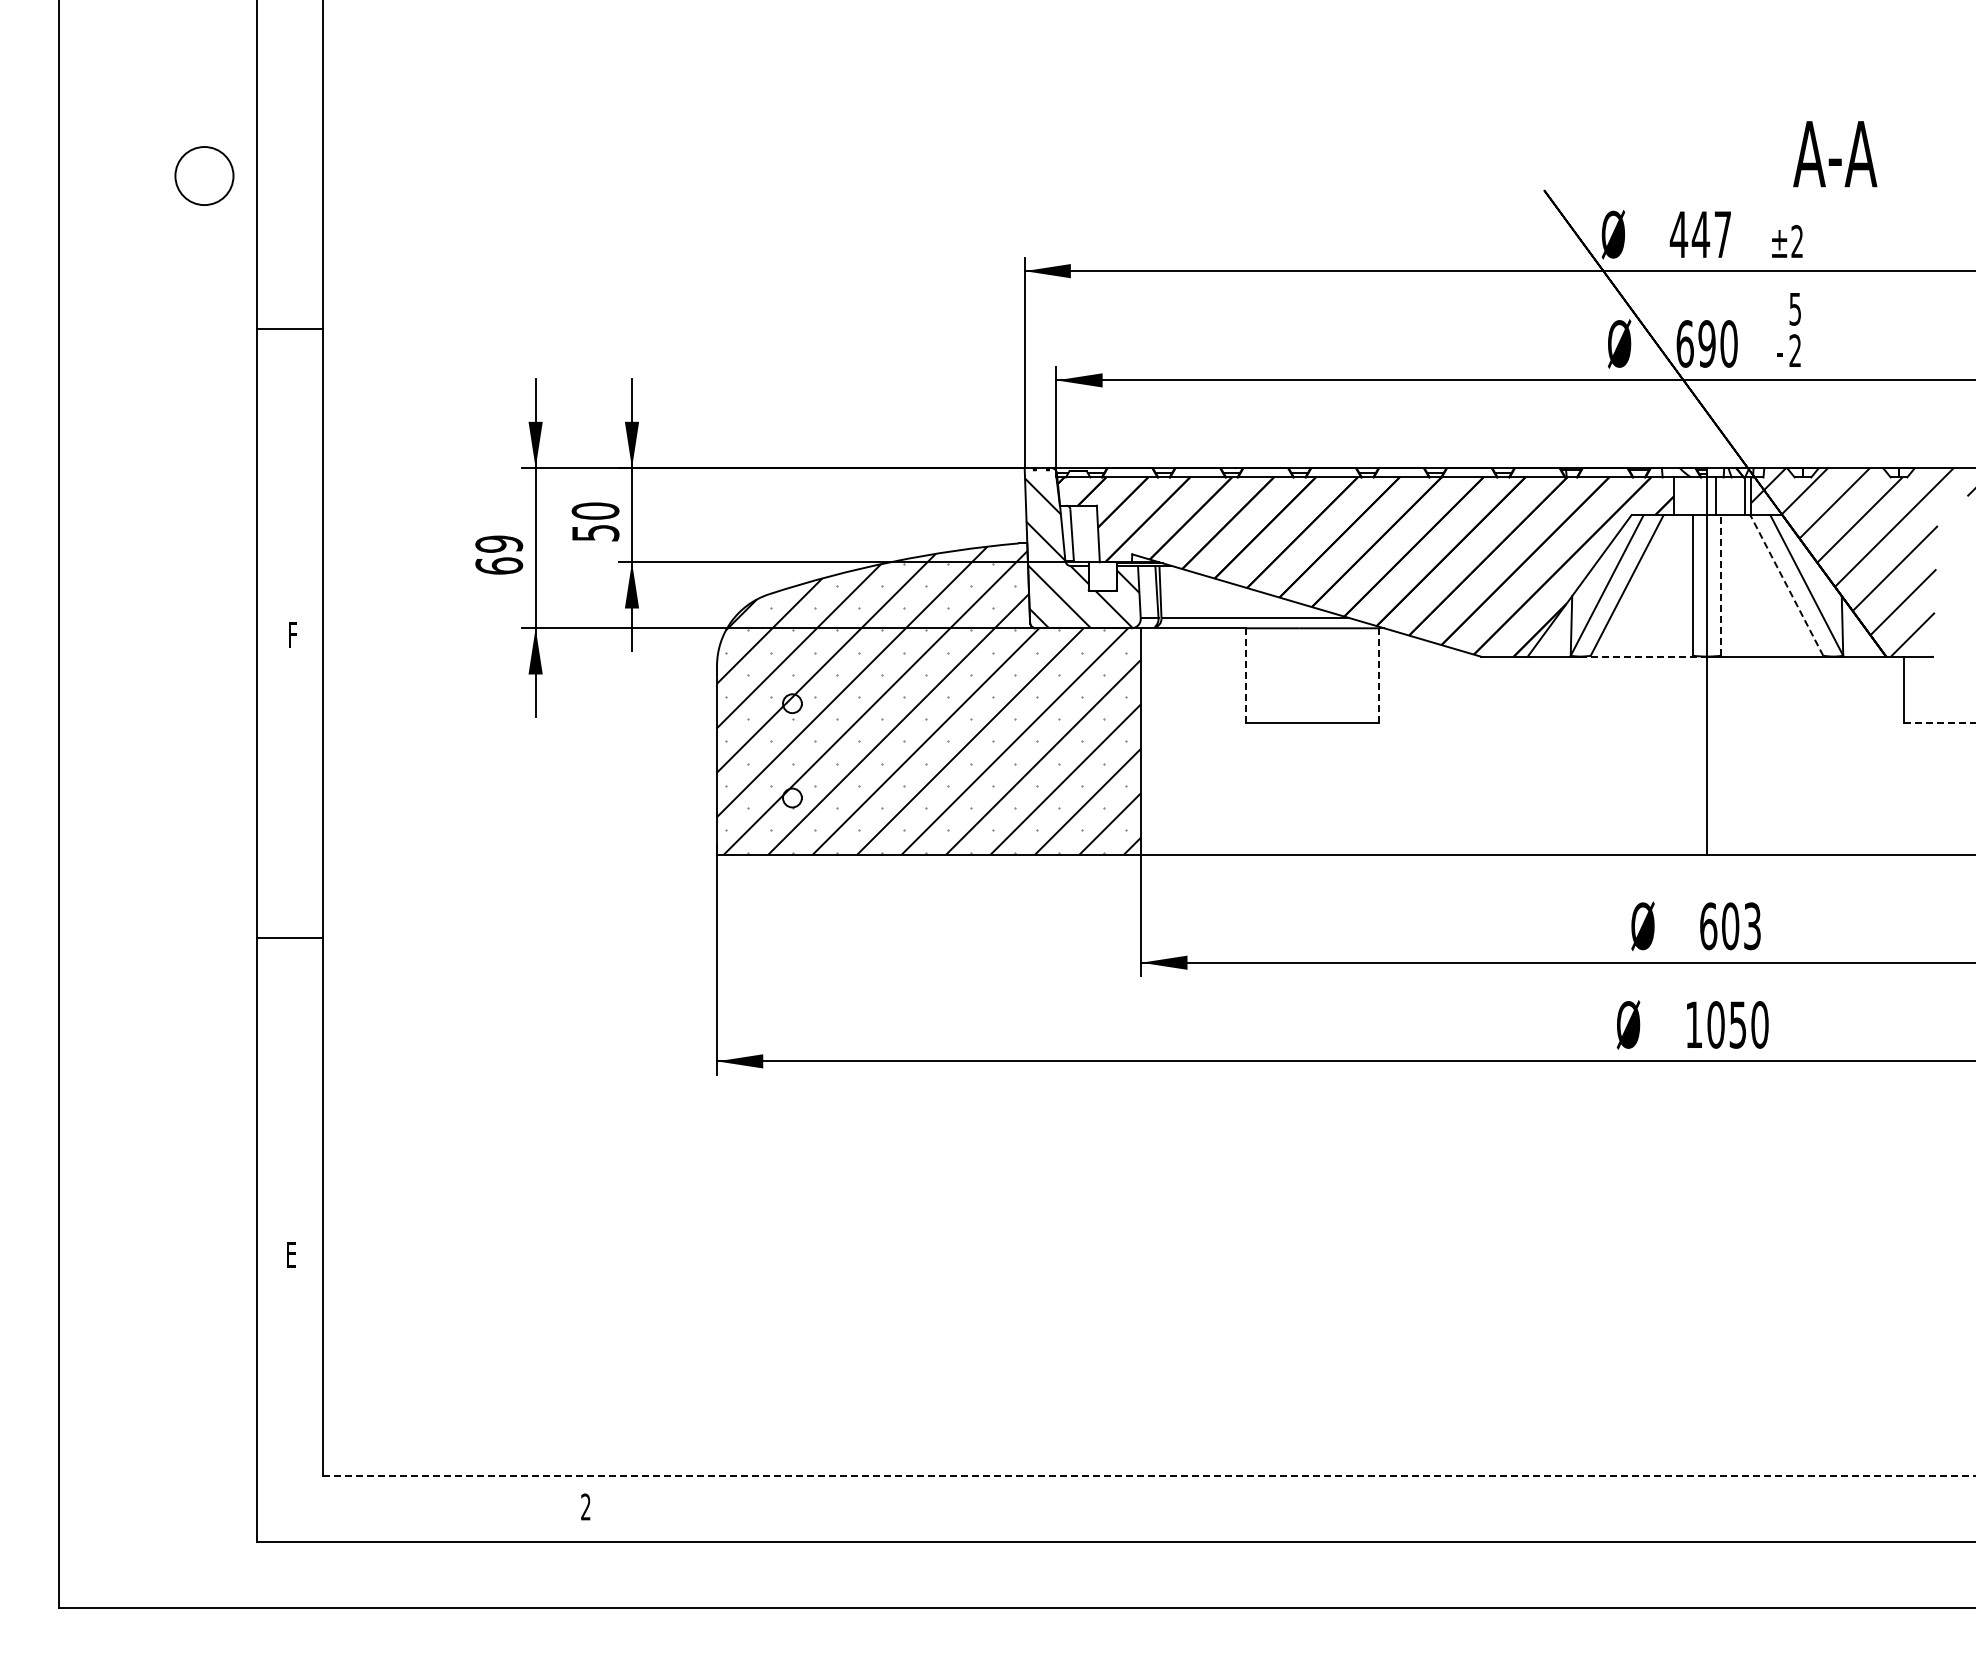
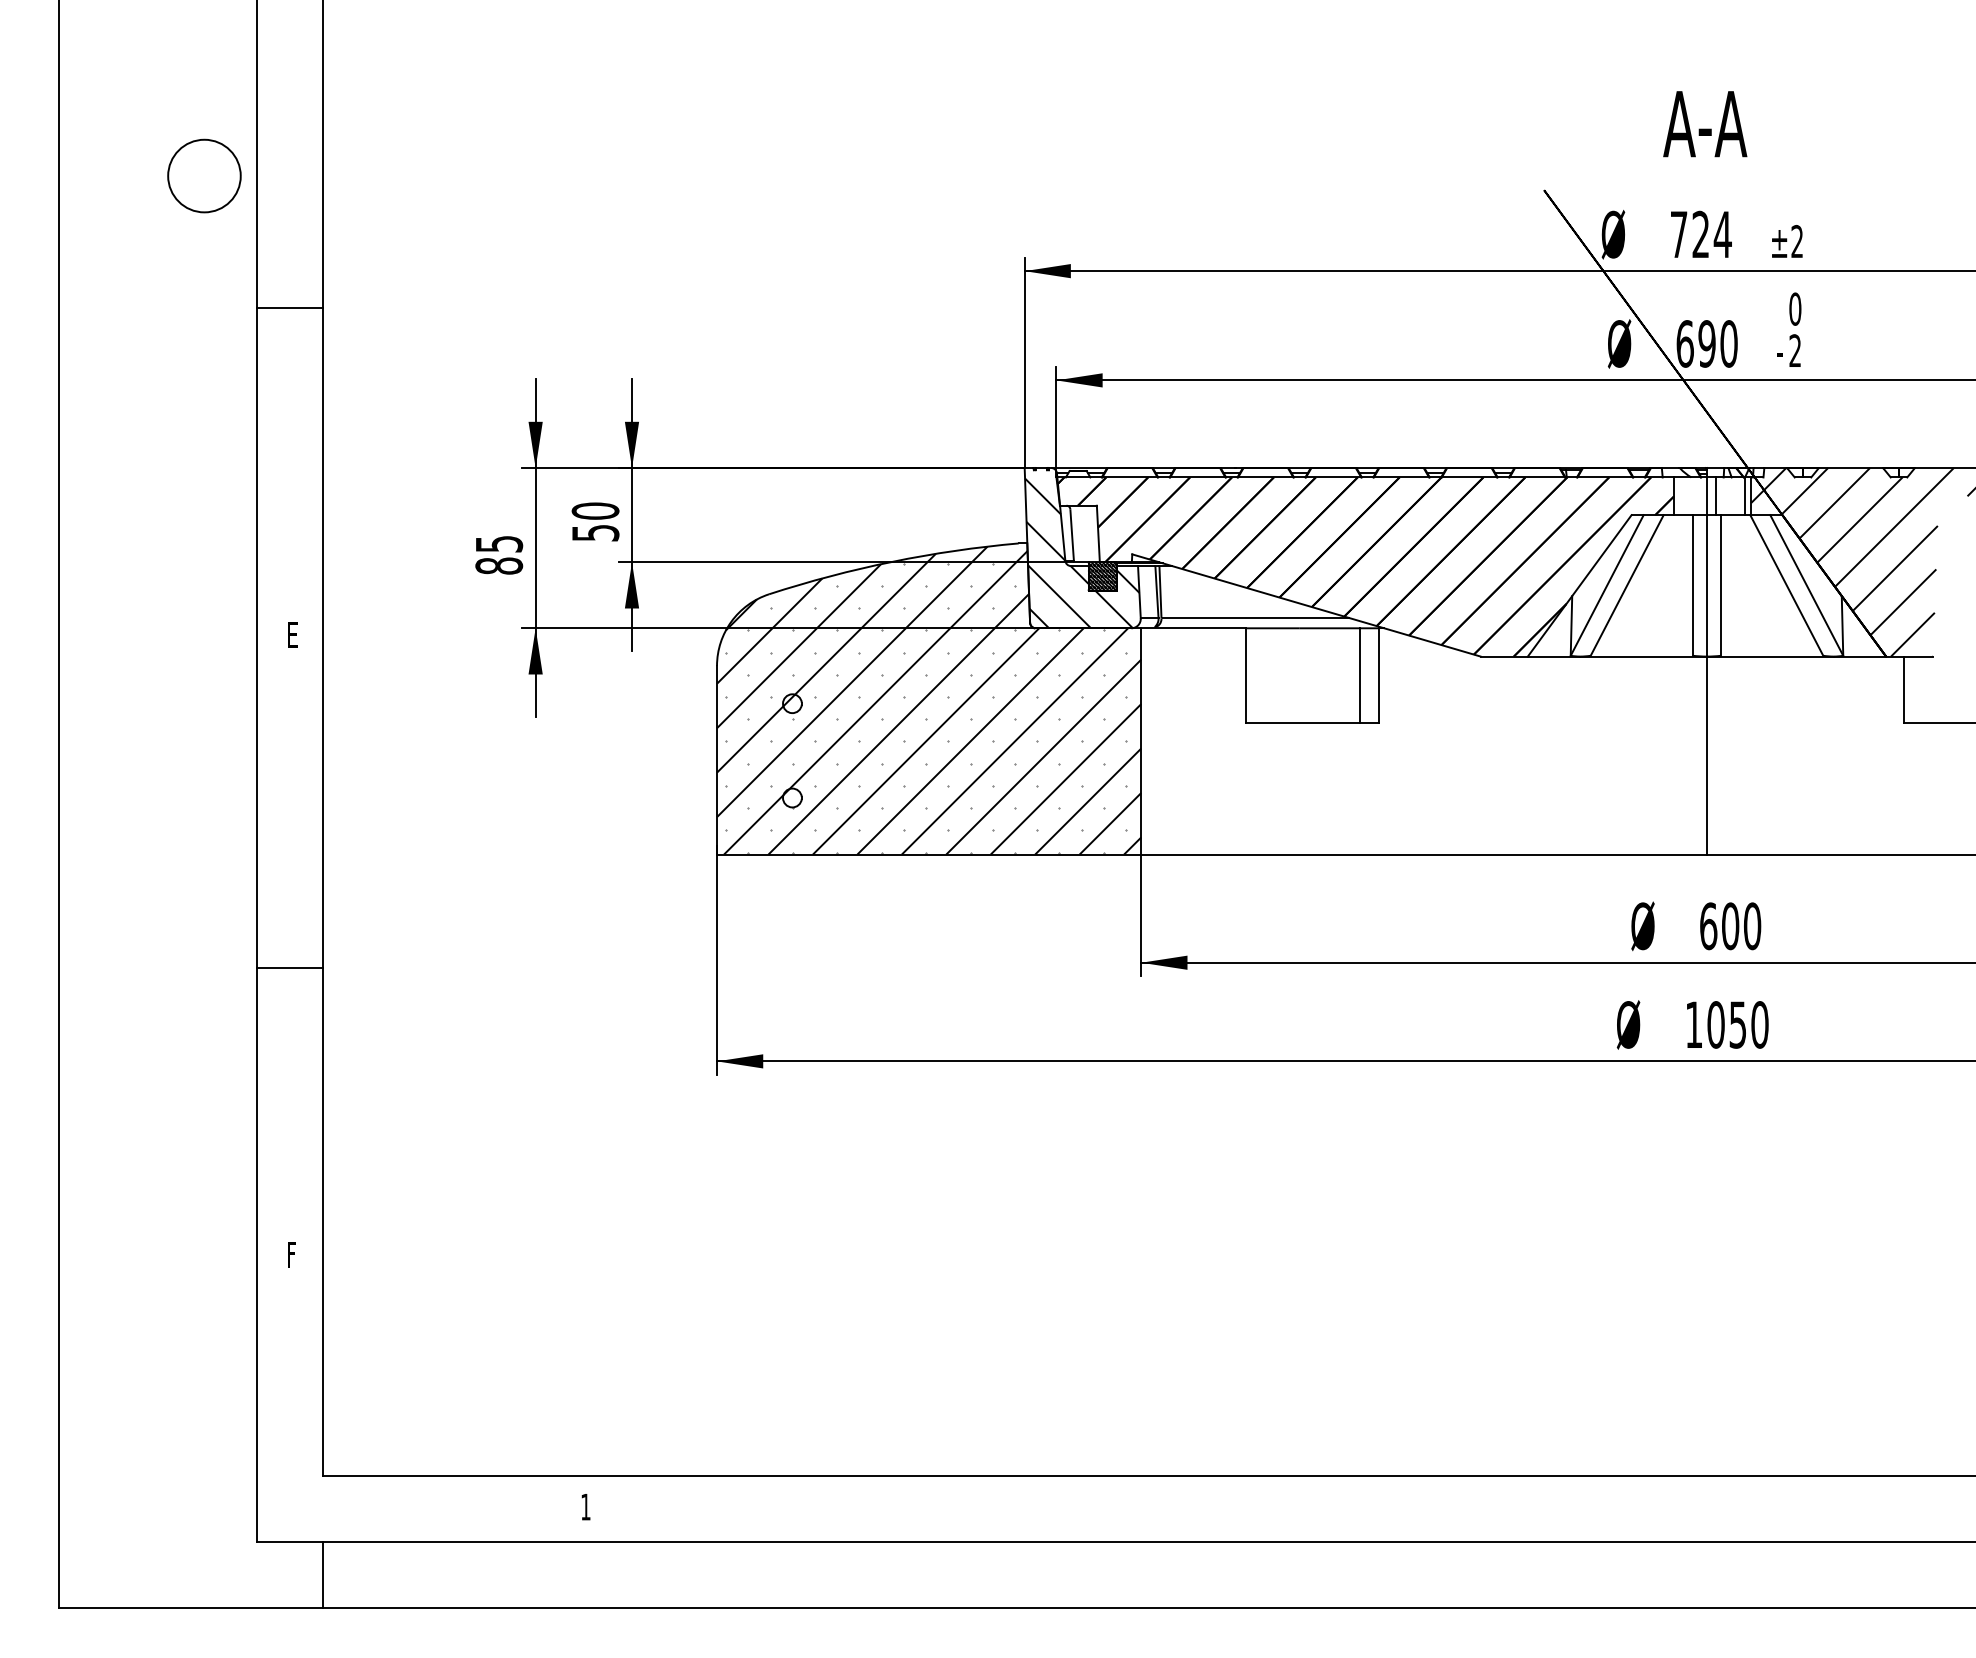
text position: (1835, 154) -> (1705, 124) (1705, 124)
circle size: 61x60 px -> 75x76 px (204, 175)
text: 447 -> 724 (1700, 233)
text: 5 -> 0 (1795, 308)
line position: (290, 329) -> (290, 308) (290, 308)
text: 69 -> 85 (498, 554)
hatch: none -> present (1102, 576)
line: dashed -> solid (1721, 584)
line: dashed -> solid (1786, 585)
text: F -> E (292, 634)
line: dashed -> solid (1644, 656)
line: dashed -> solid (1245, 674)
line: none -> present (1360, 675)
line: dashed -> solid (1379, 675)
line: dashed -> solid (1940, 722)
text: 603 -> 600 (1752, 926)
line position: (290, 938) -> (290, 968) (290, 968)
text: E -> F (291, 1254)
line: dashed -> solid (1149, 1476)
text: 2 -> 1 (585, 1506)
line: none -> present (323, 1575)
